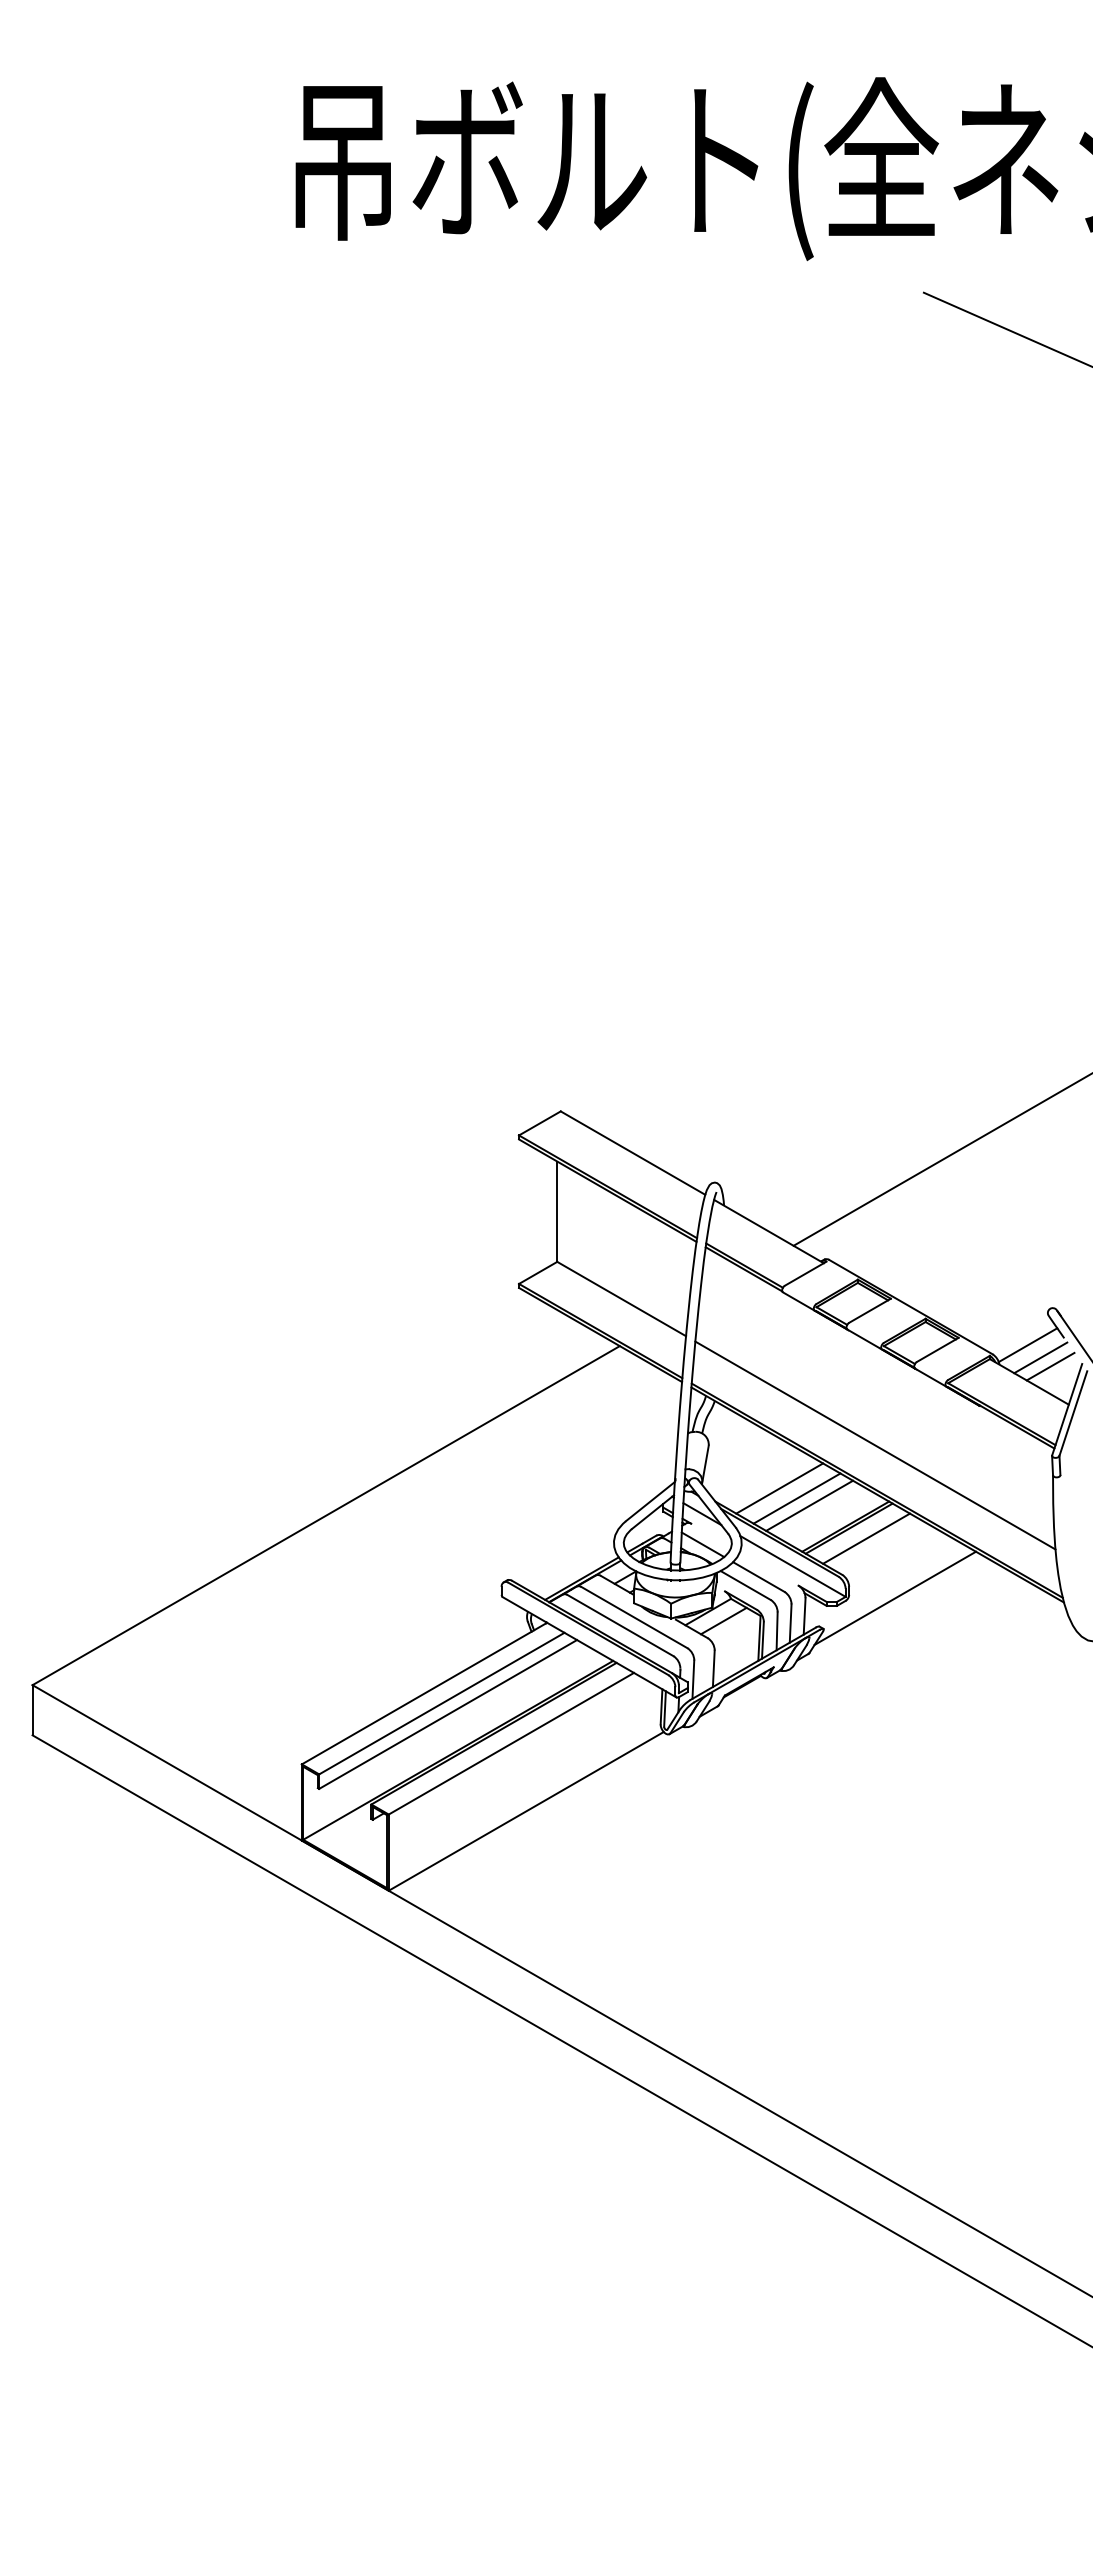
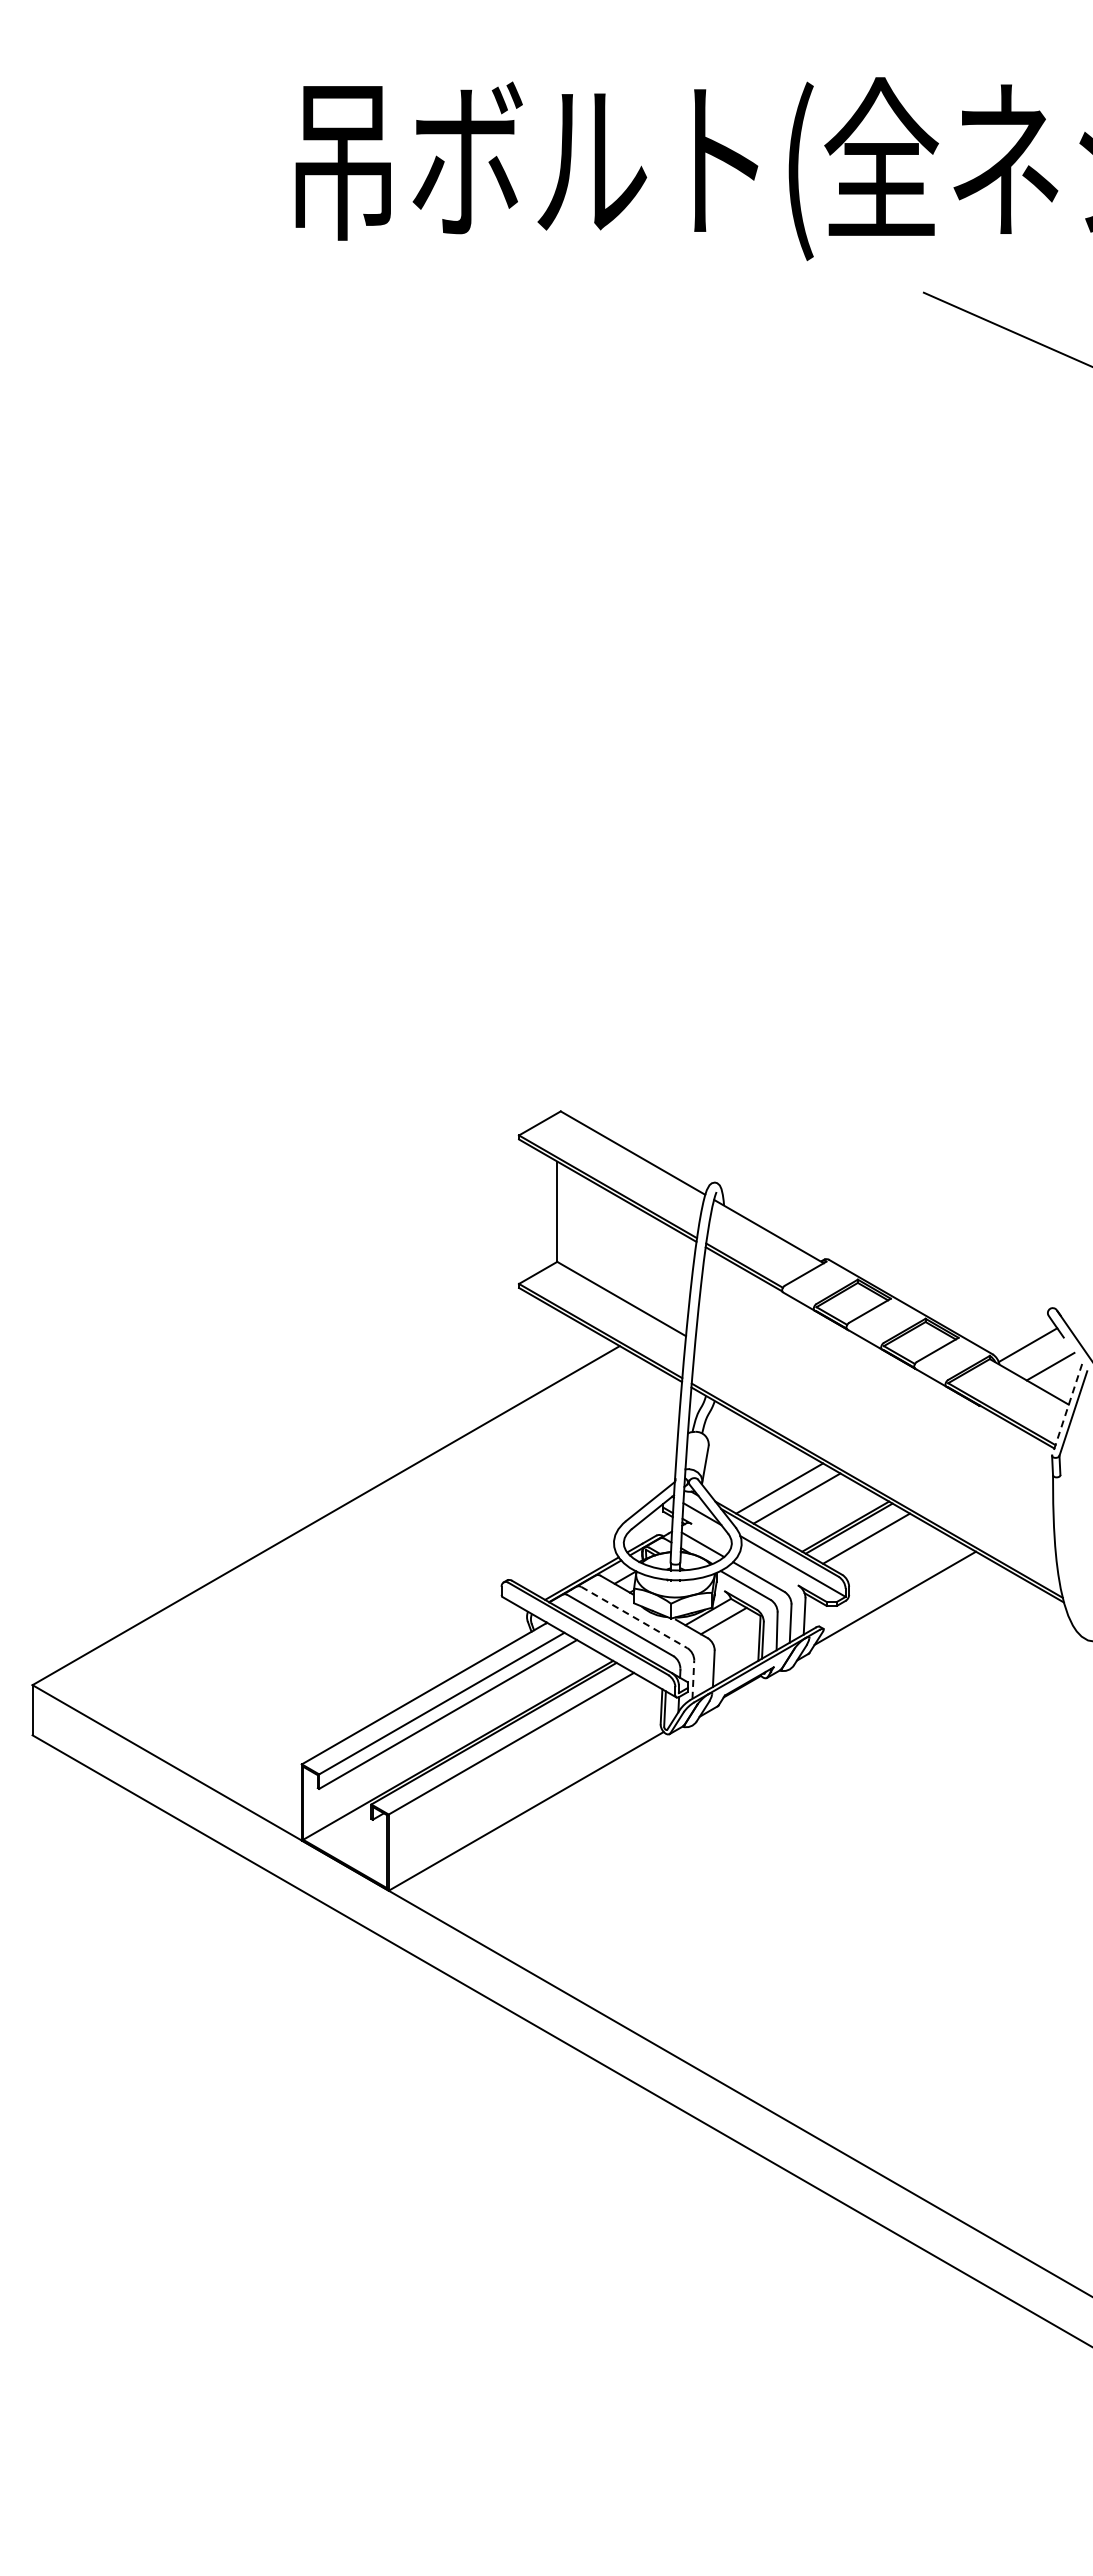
line: present -> none (941, 1160)
line: present -> none (1040, 1357)
line: solid -> dashed (1067, 1410)
line: present -> none (875, 1445)
line: present -> none (809, 1505)
line: solid -> dashed (634, 1617)
line: solid -> dashed (693, 1679)
